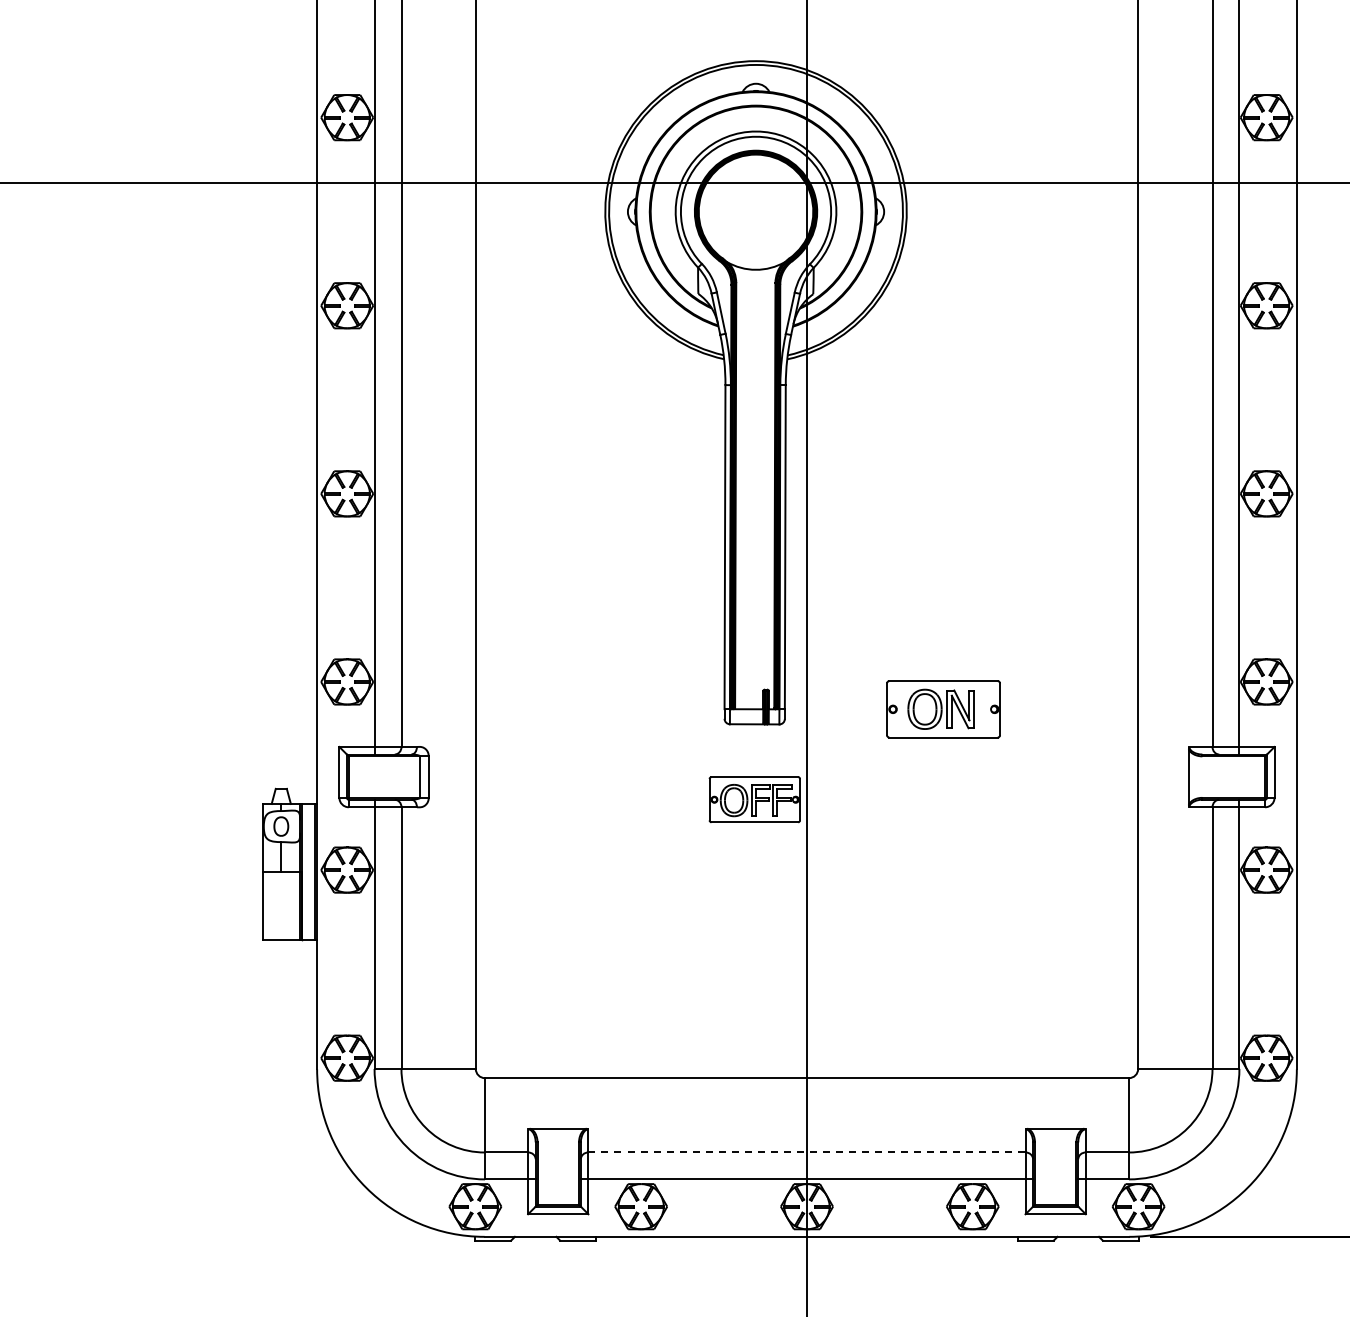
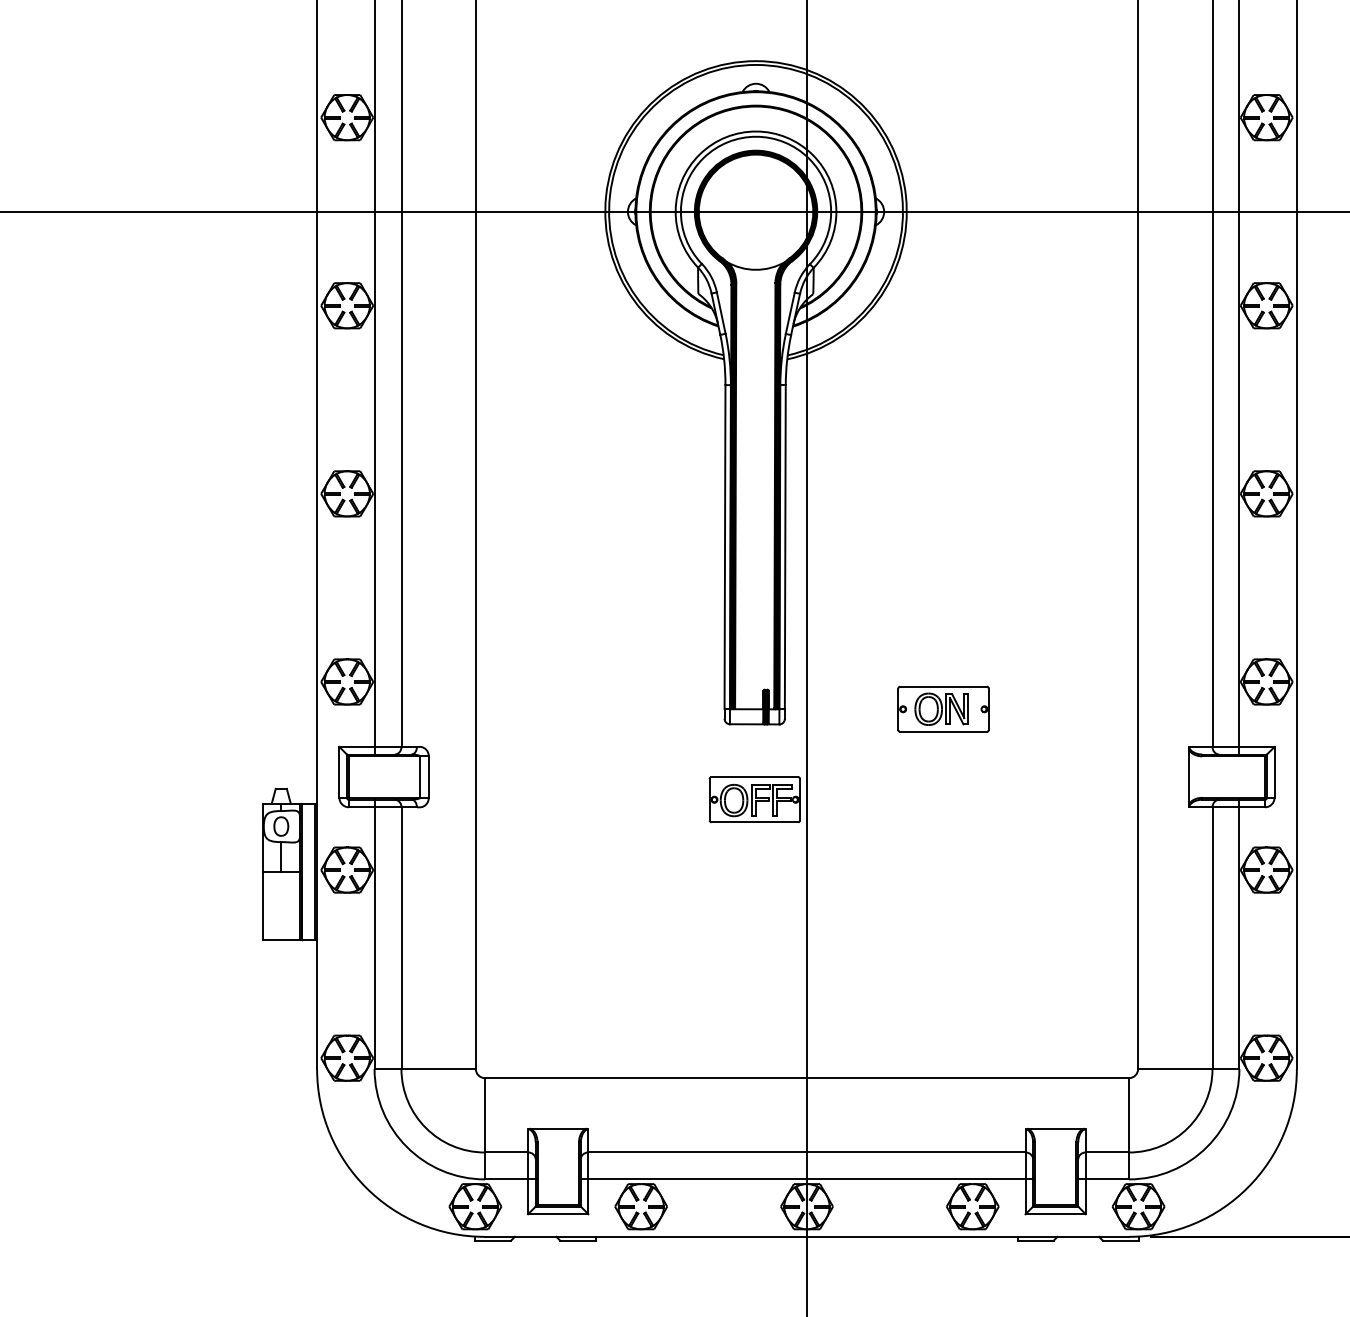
line position: (674, 182) -> (674, 211) (674, 211)
part size: 115x59 px -> 93x48 px (943, 708)
line: dashed -> solid (806, 1152)
